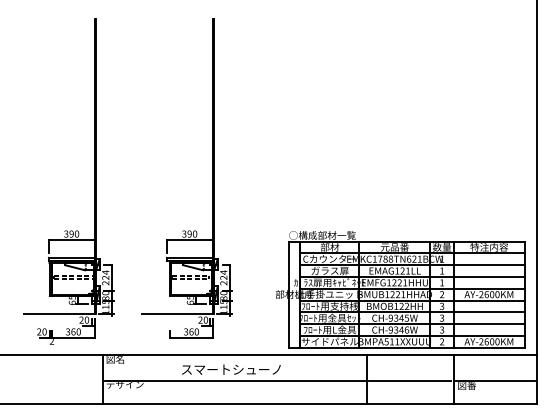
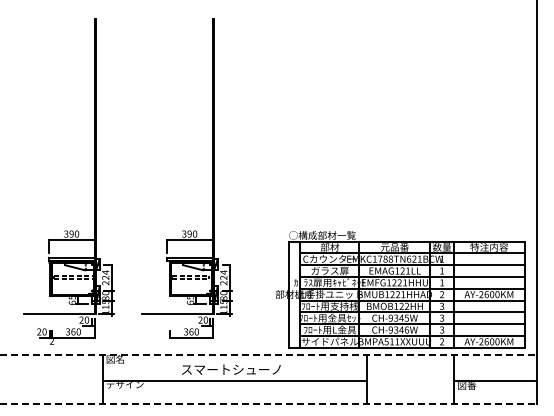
line: solid -> dashed (269, 355)
line: present -> none (409, 380)
line: solid -> dashed (269, 403)
